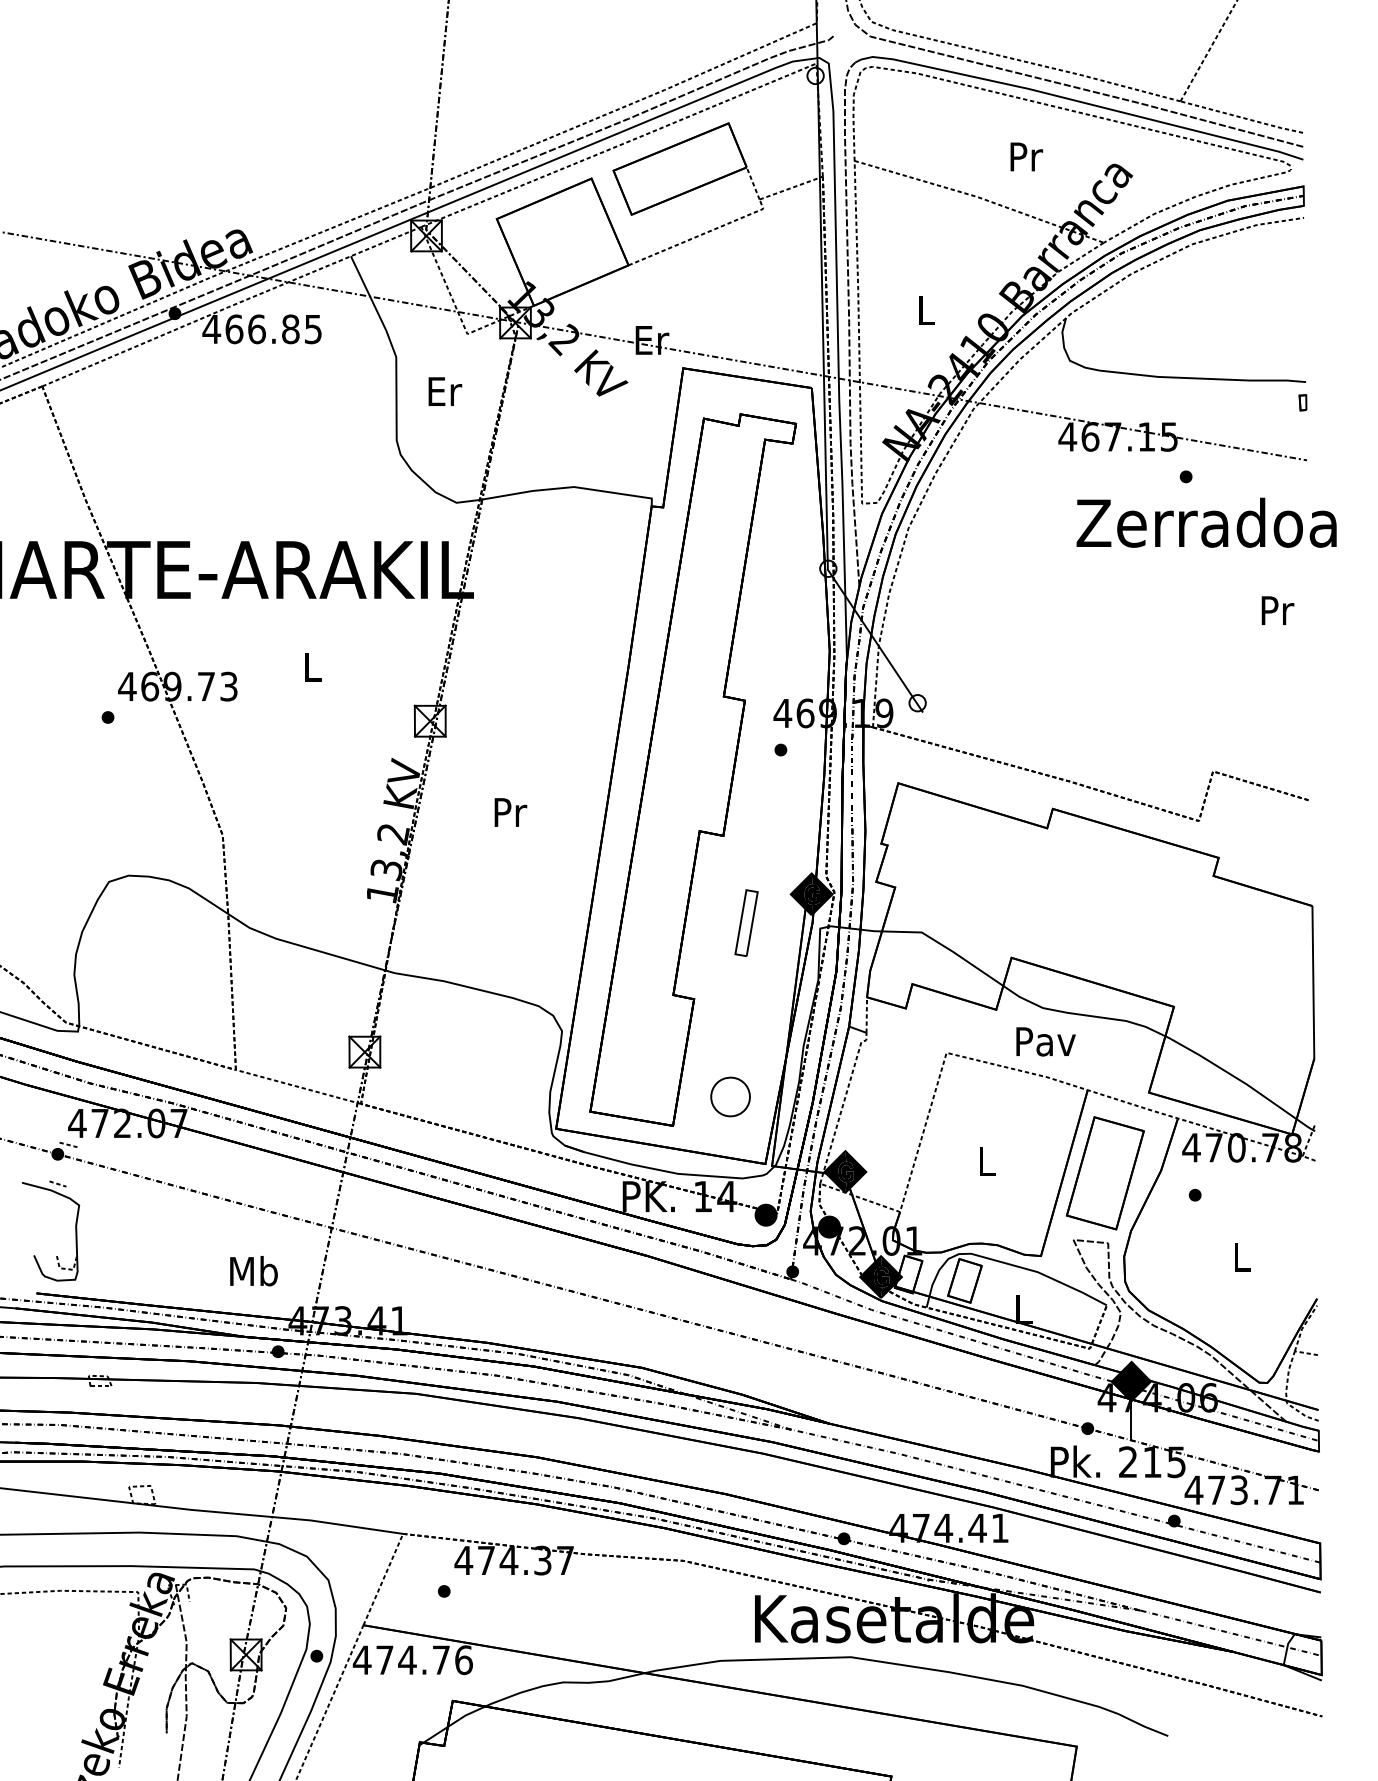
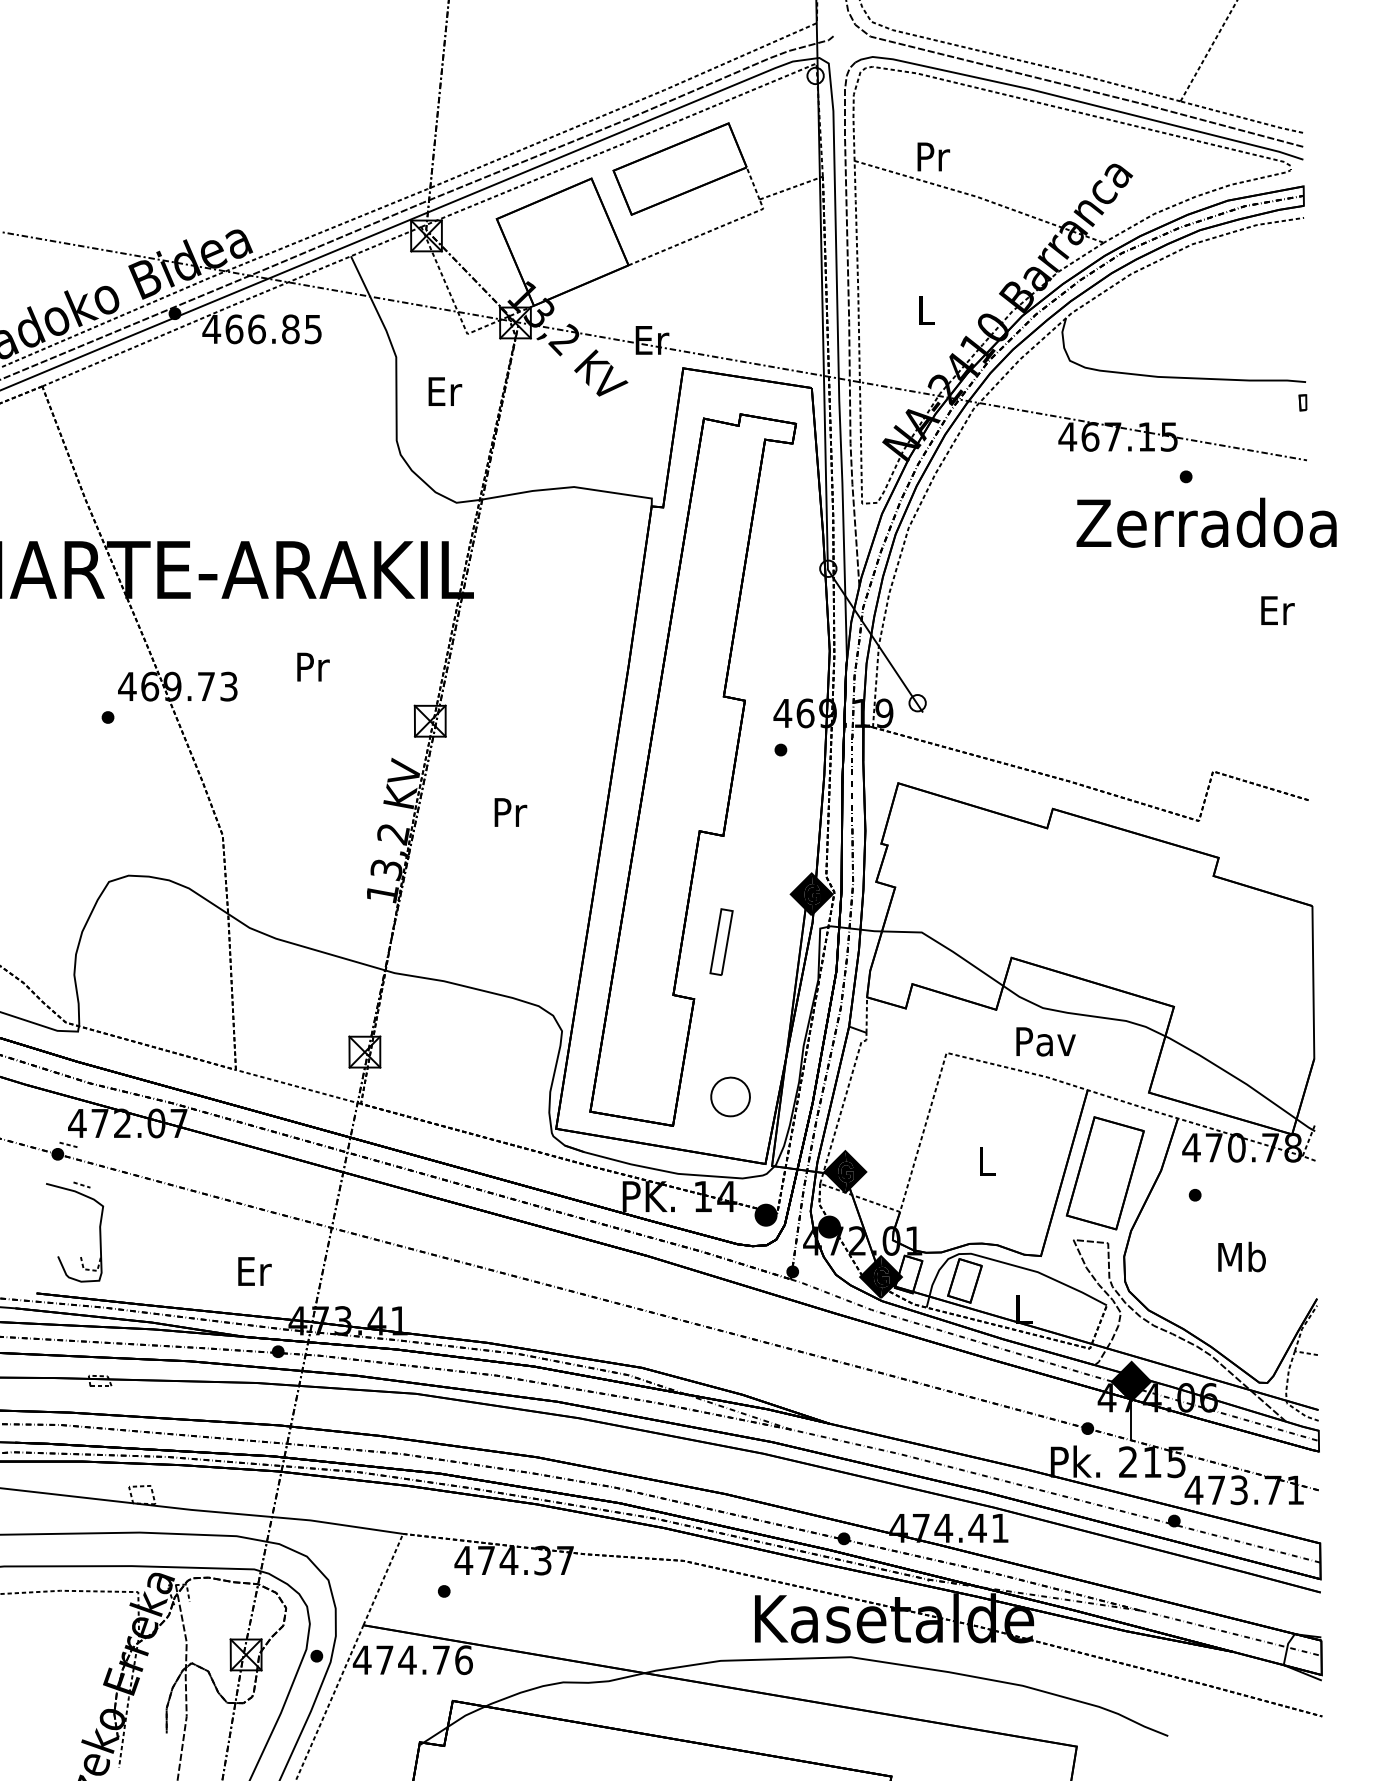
text position: (1026, 156) -> (933, 156) (933, 156)
text: Pr -> Er (1277, 610)
text: L -> Pr (313, 666)
part position: (746, 922) -> (721, 941) (721, 941)
part position: (75, 1230) -> (99, 1231) (99, 1231)
text: L -> Mb (1241, 1256)
text: Mb -> Er (253, 1271)
